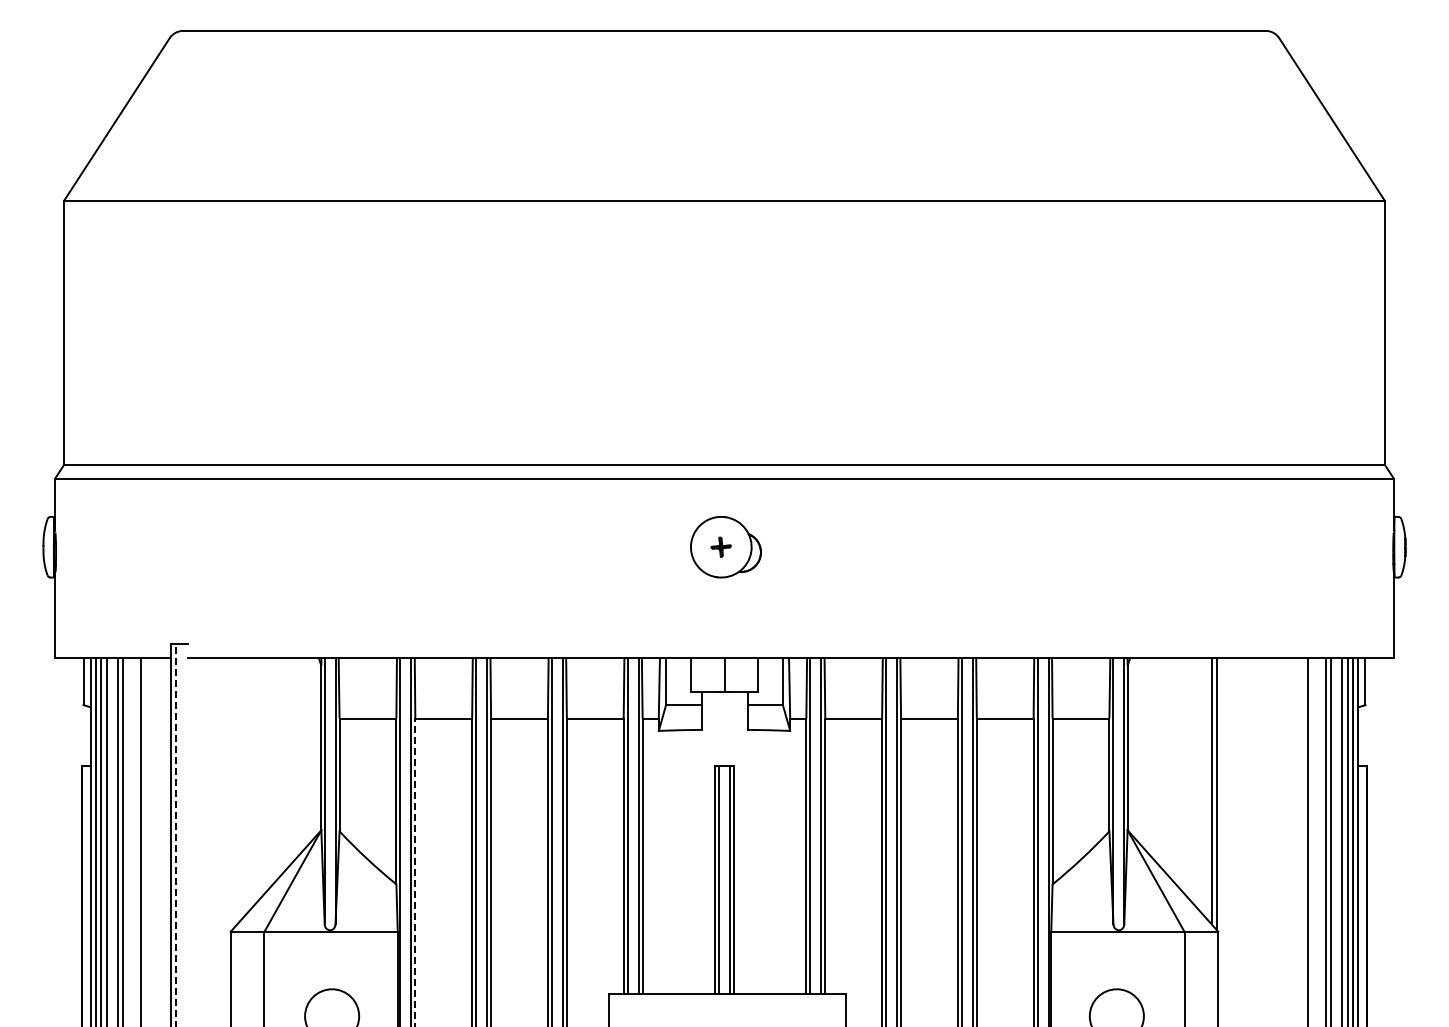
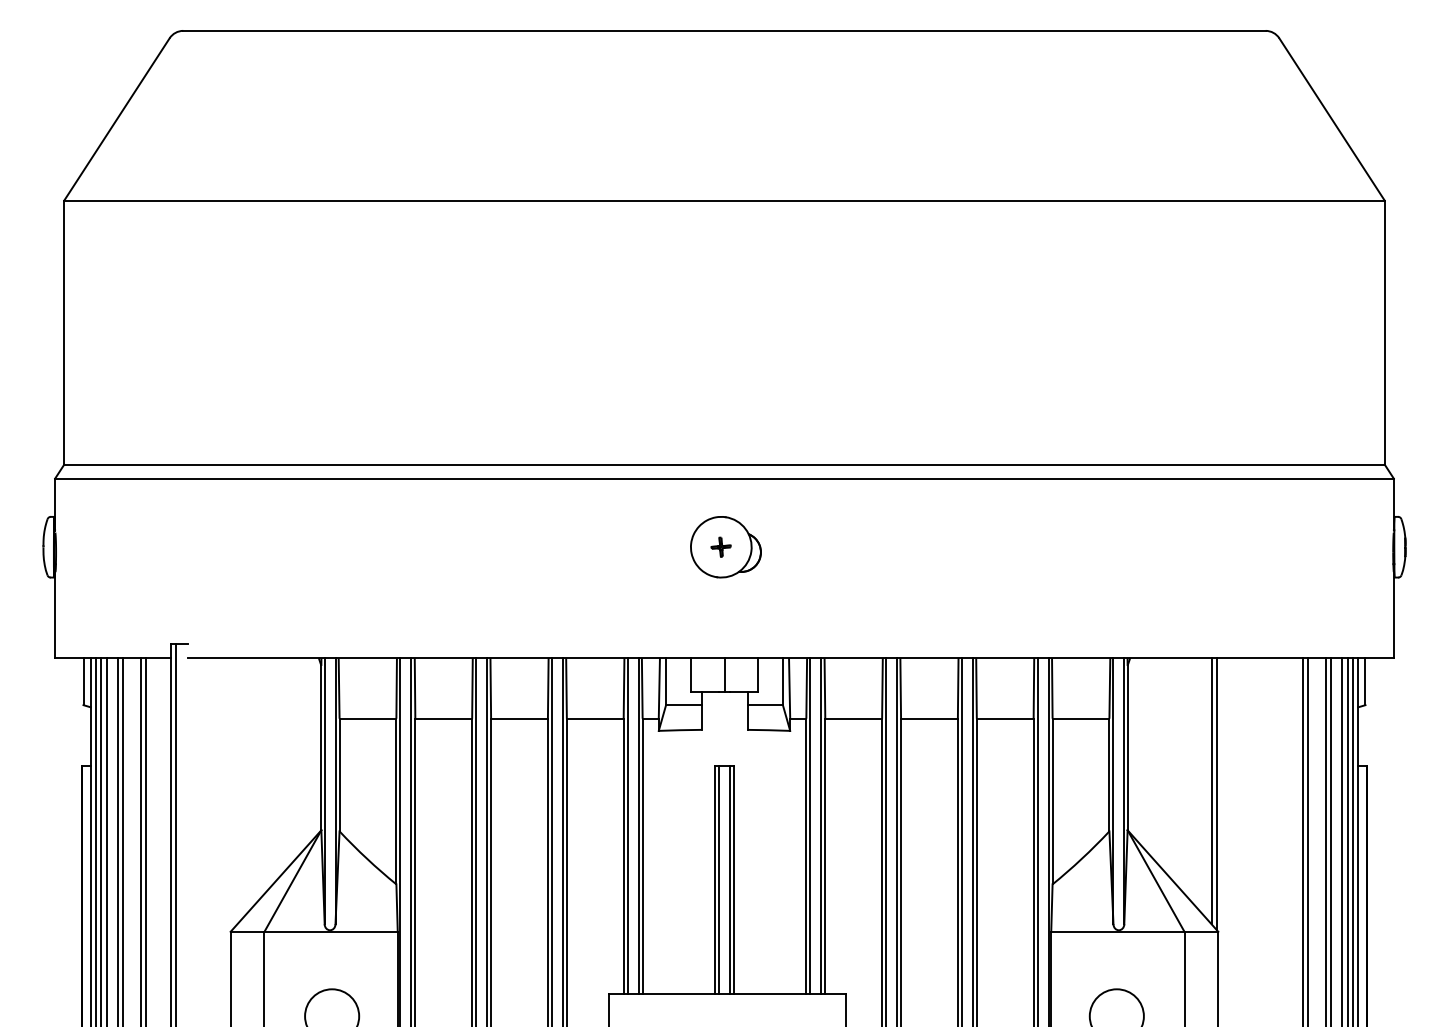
line: dashed -> solid (175, 835)
line: none -> present (145, 840)
line: none -> present (1303, 840)
line: dashed -> solid (415, 872)
